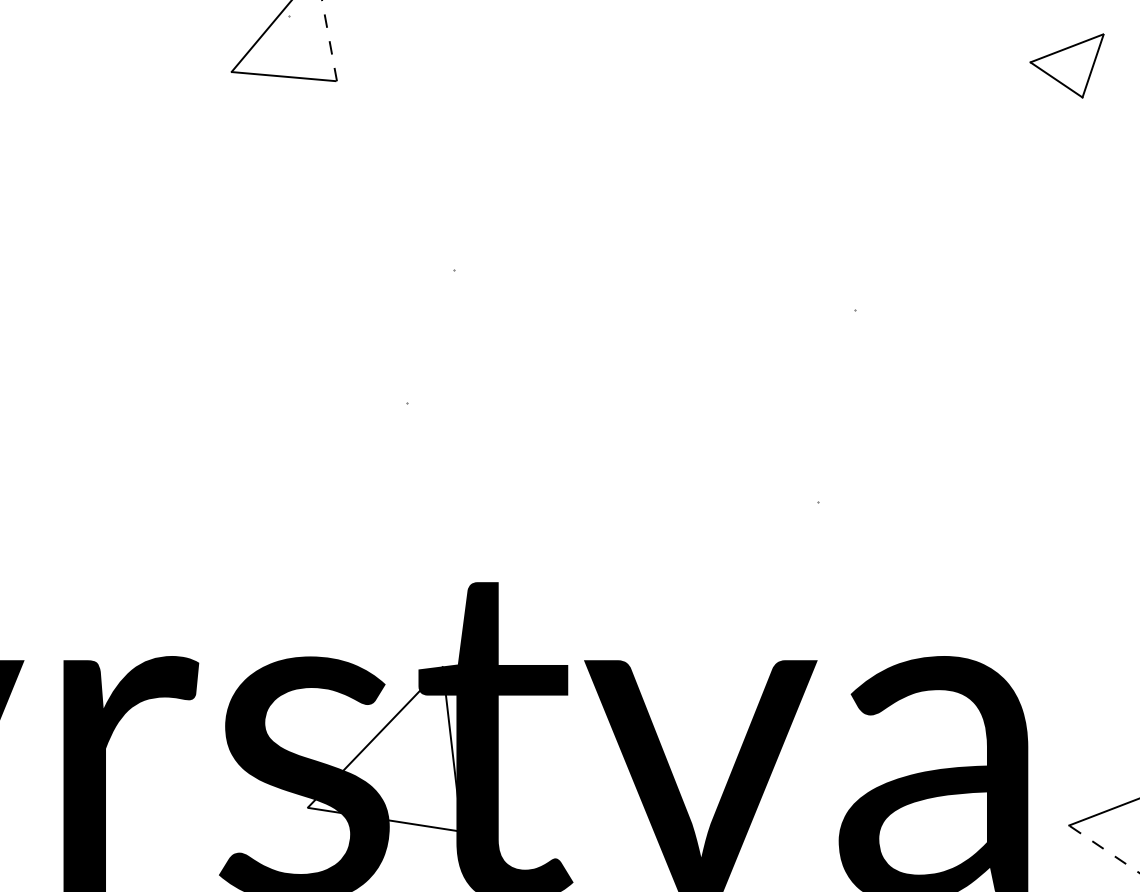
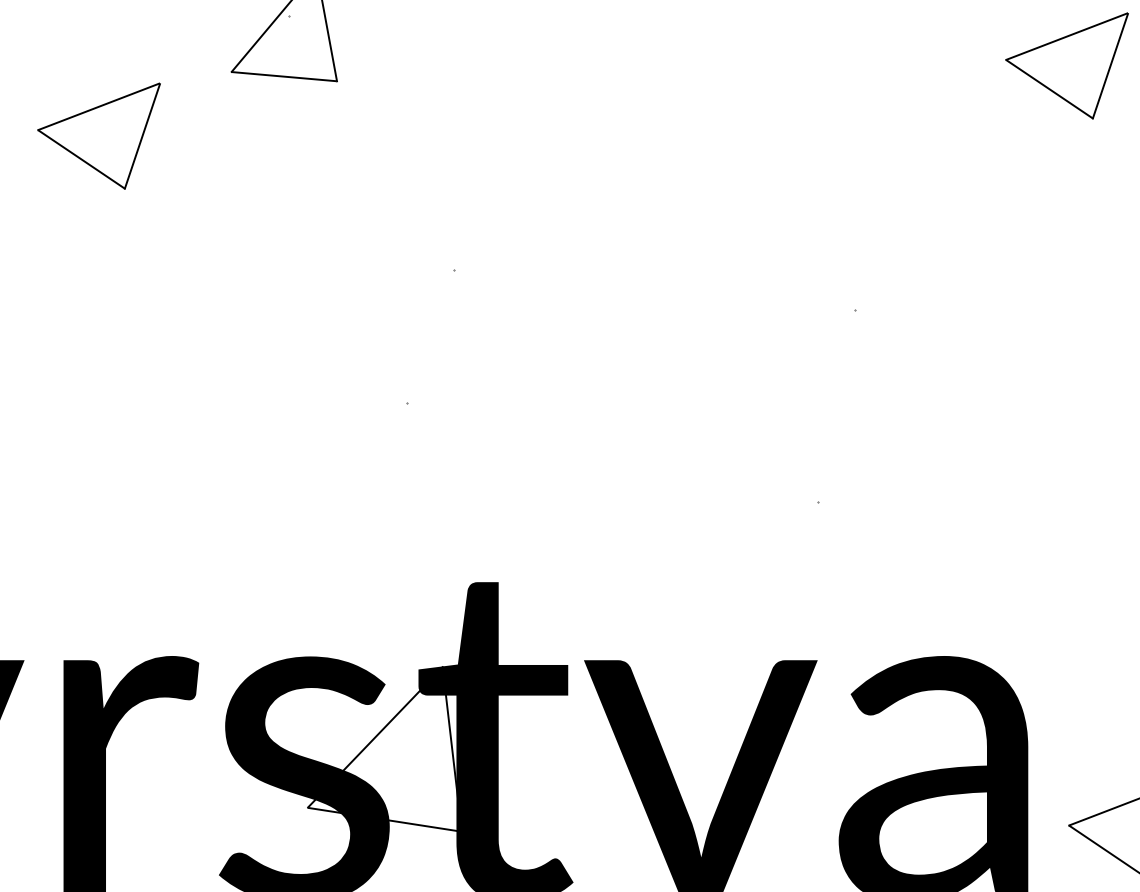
line: dashed -> solid (329, 40)
part size: 76x66 px -> 124x108 px (1066, 65)
part: none -> present (98, 135)
line: dashed -> solid (1104, 849)
